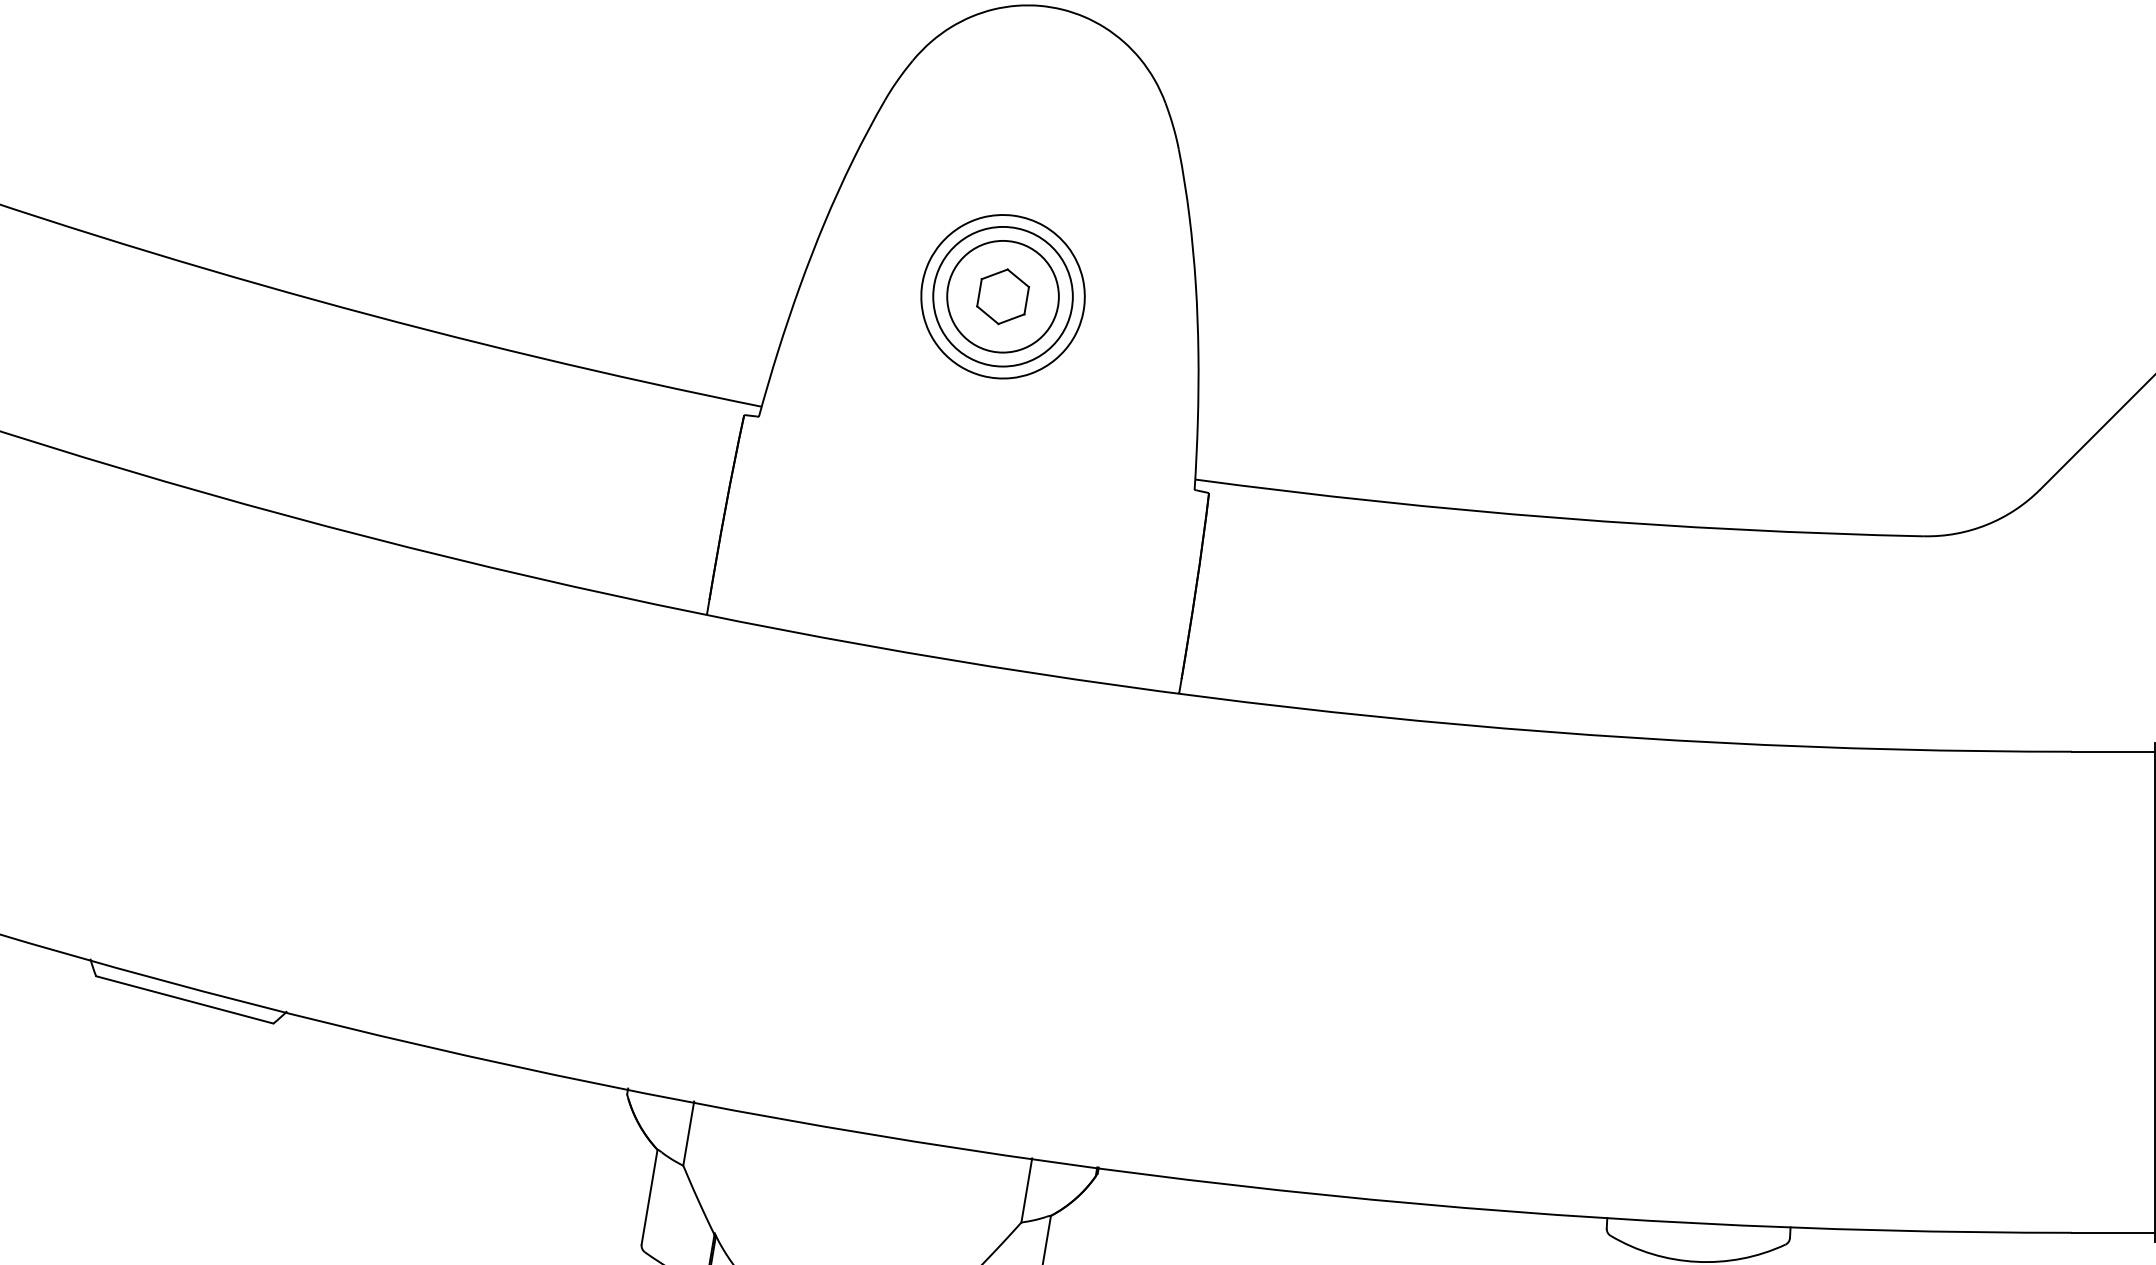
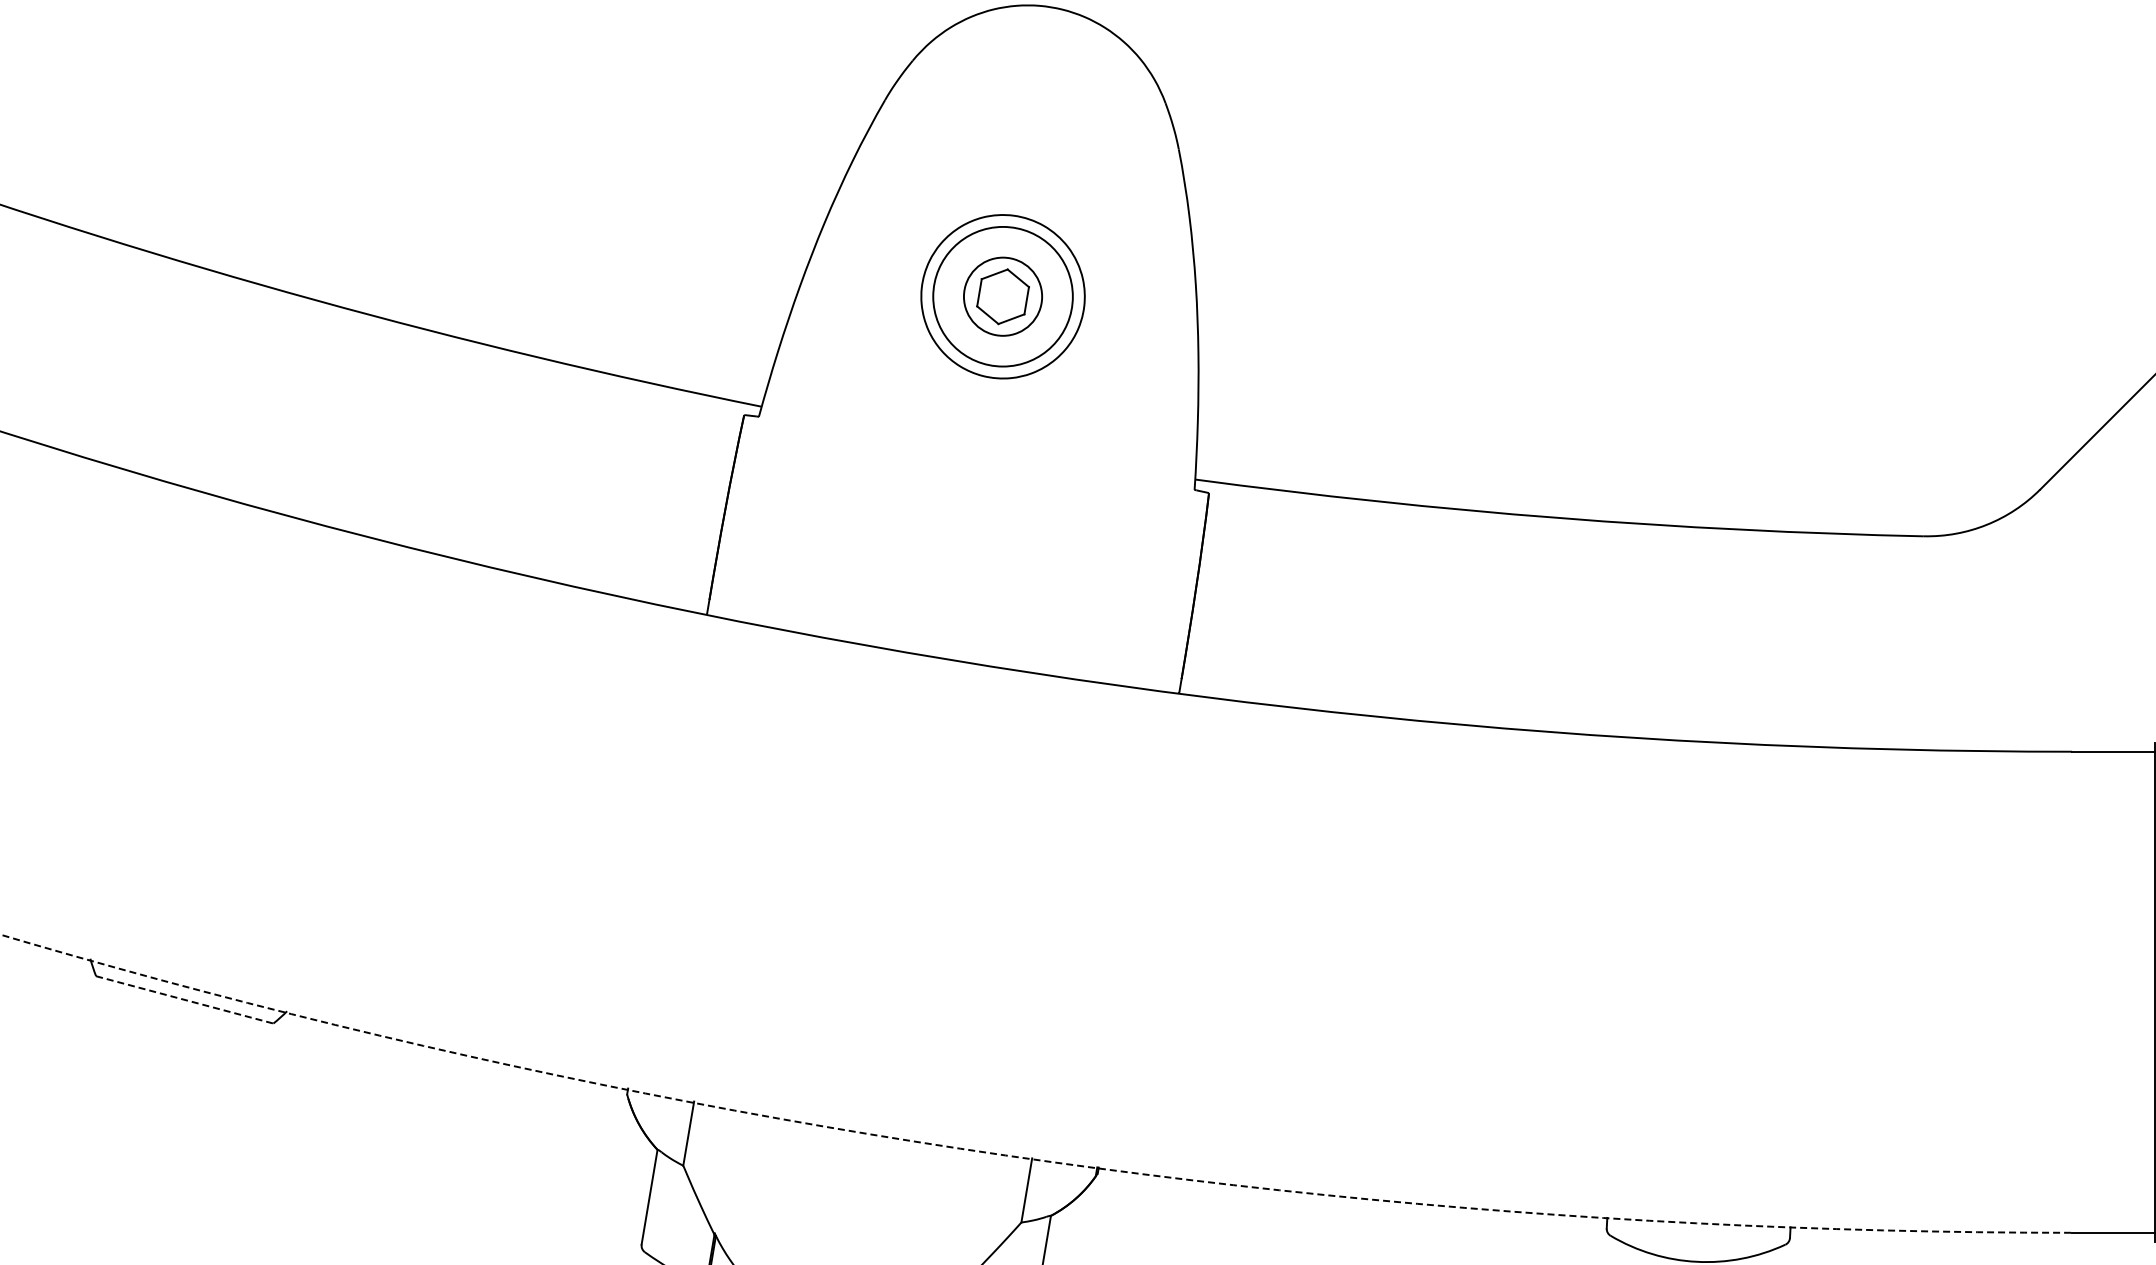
circle diameter: 112 px -> 78 px (1002, 296)
line: solid -> dashed (184, 999)
arc: solid -> dashed (1025, 1158)
